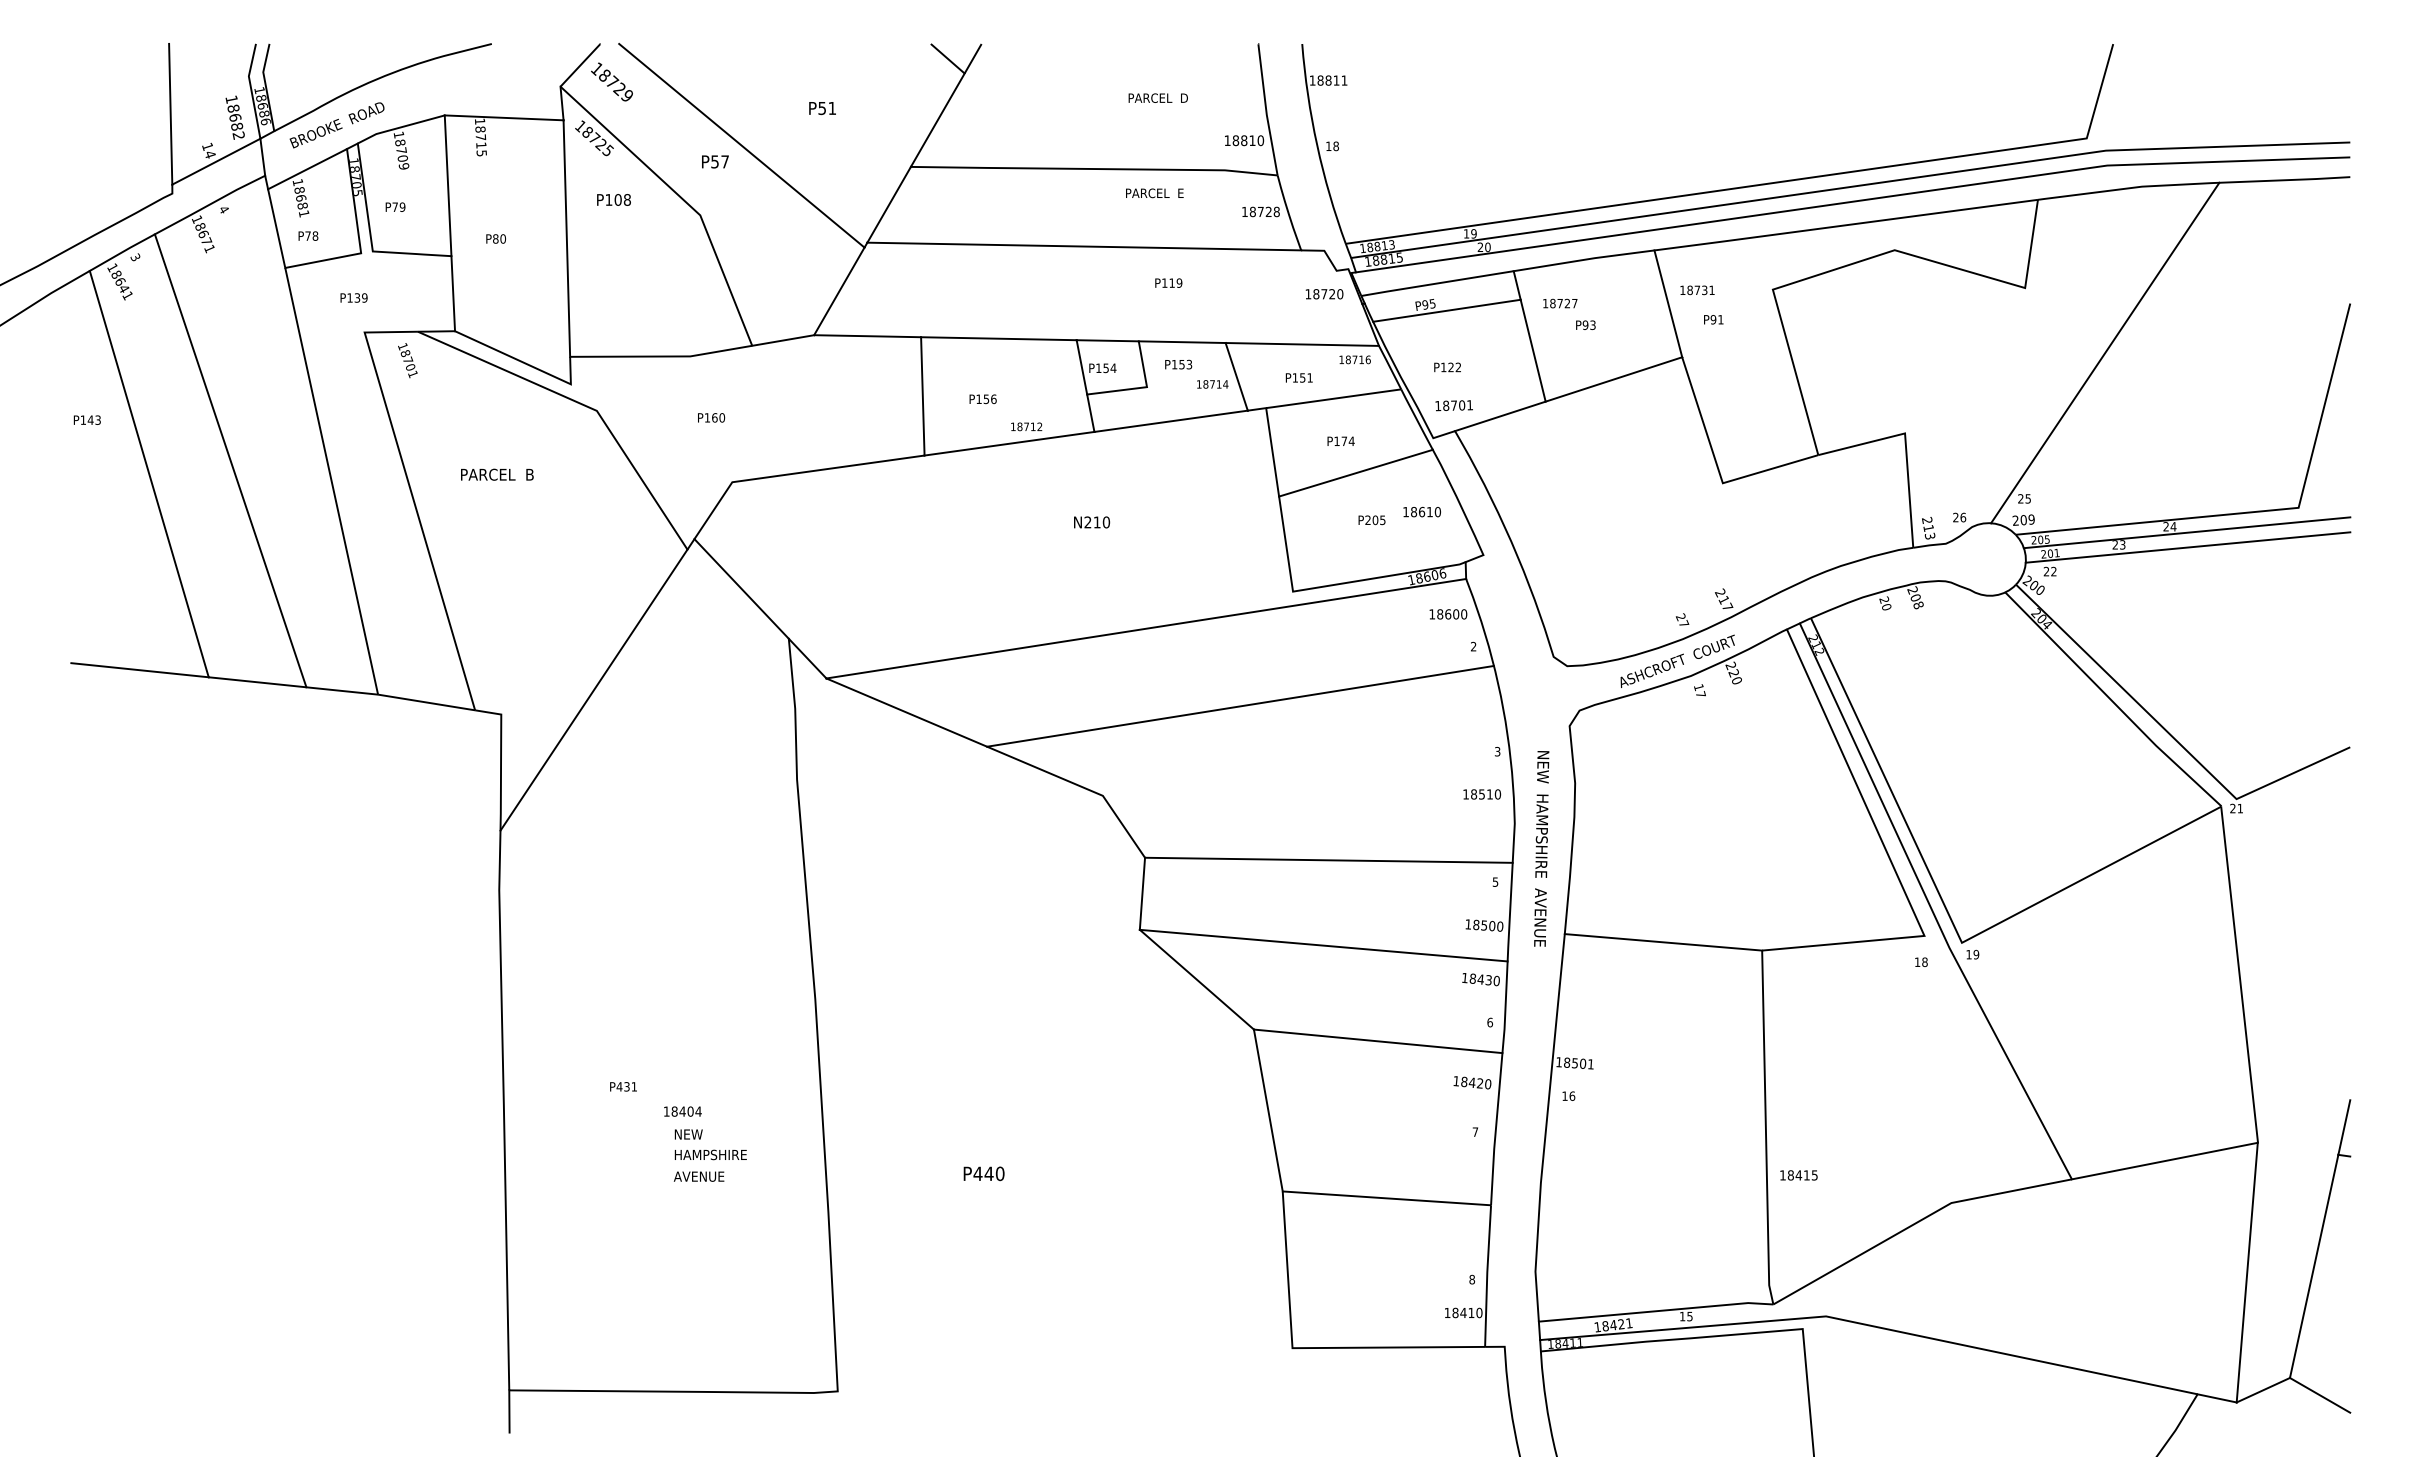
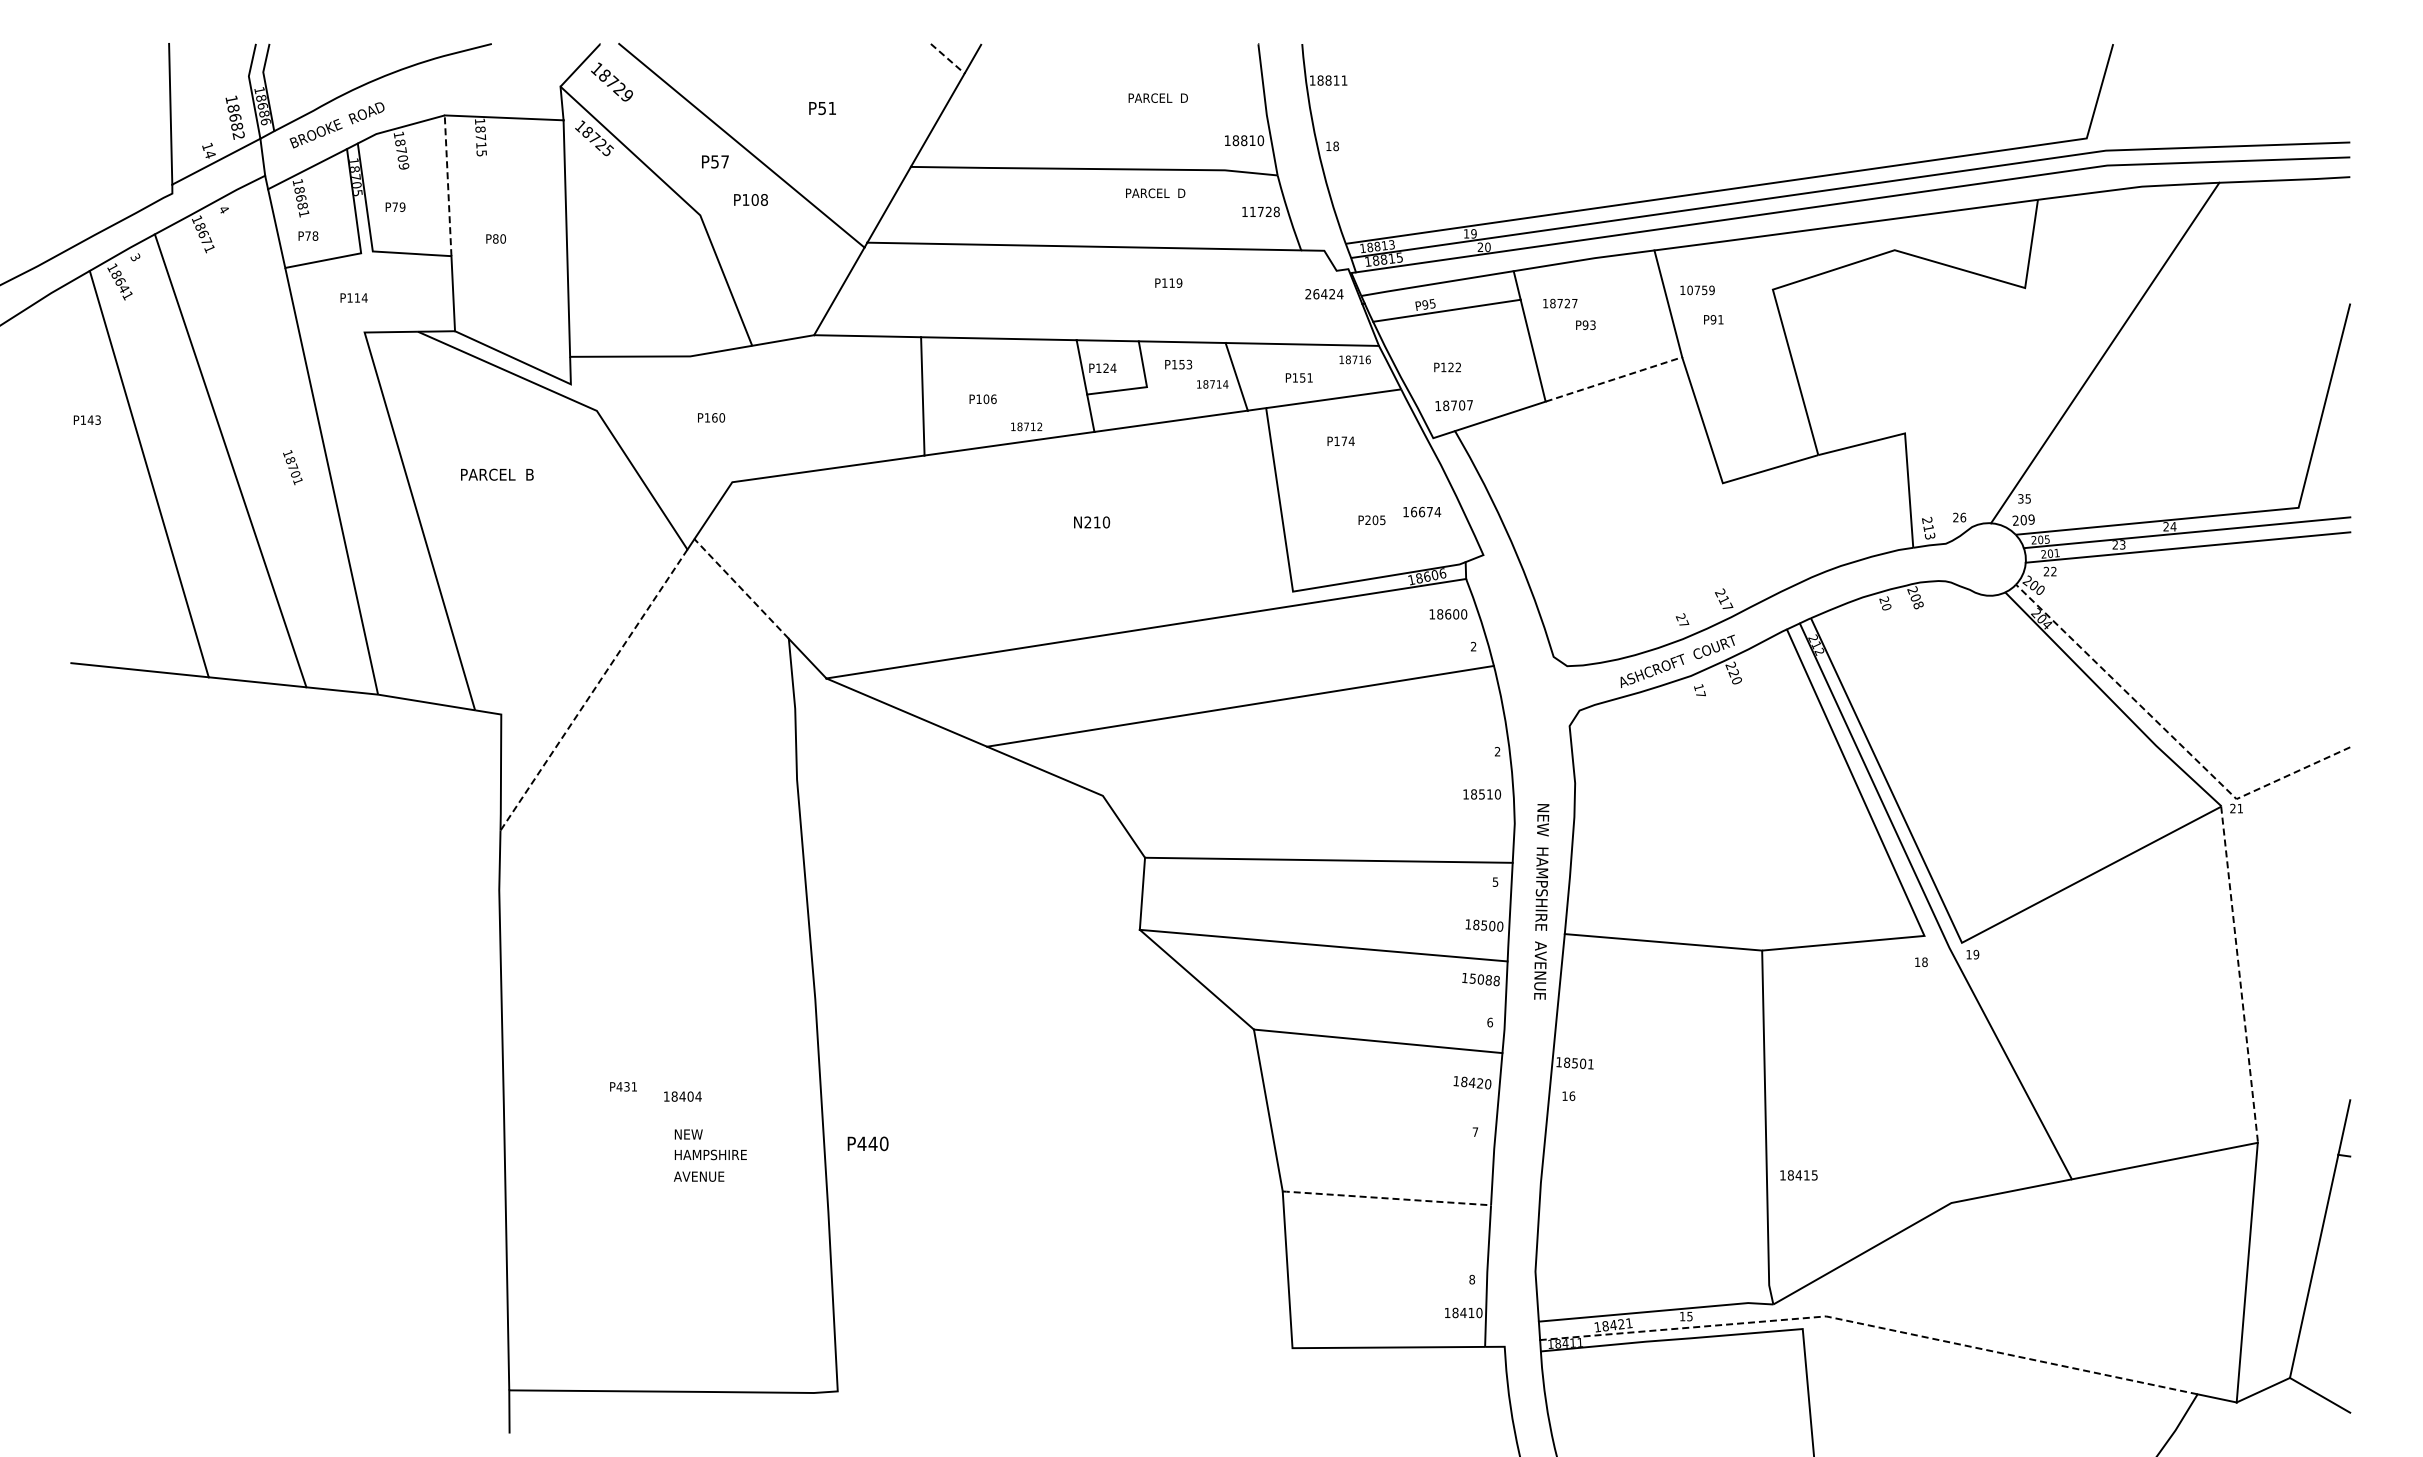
line: solid -> dashed (947, 58)
line: solid -> dashed (448, 185)
text: PARCEL  E -> PARCEL  D (1182, 192)
text position: (613, 199) -> (750, 199) (750, 199)
text: 18728 -> 11728 (1252, 211)
text: 18731 -> 10759 (1700, 290)
text: 18720 -> 26424 (1324, 294)
text: P139 -> P114 (360, 297)
text position: (407, 360) -> (292, 467) (292, 467)
text: P154 -> P124 (1105, 368)
line: solid -> dashed (1613, 379)
text: P156 -> P106 (986, 399)
text: 18701 -> 18707 (1469, 405)
line: present -> none (1355, 472)
text: 25 -> 35 (2020, 498)
text: 18610 -> 16674 (1426, 512)
line: solid -> dashed (741, 588)
line: solid -> dashed (594, 690)
line: solid -> dashed (2171, 735)
text: 3 -> 2 (1497, 751)
text position: (1541, 848) -> (1541, 901) (1541, 901)
line: solid -> dashed (2239, 975)
text: 18430 -> 15088 (1484, 979)
text position: (682, 1111) -> (682, 1096) (682, 1096)
text position: (983, 1173) -> (867, 1143) (867, 1143)
line: solid -> dashed (1386, 1198)
line: solid -> dashed (1871, 1325)
